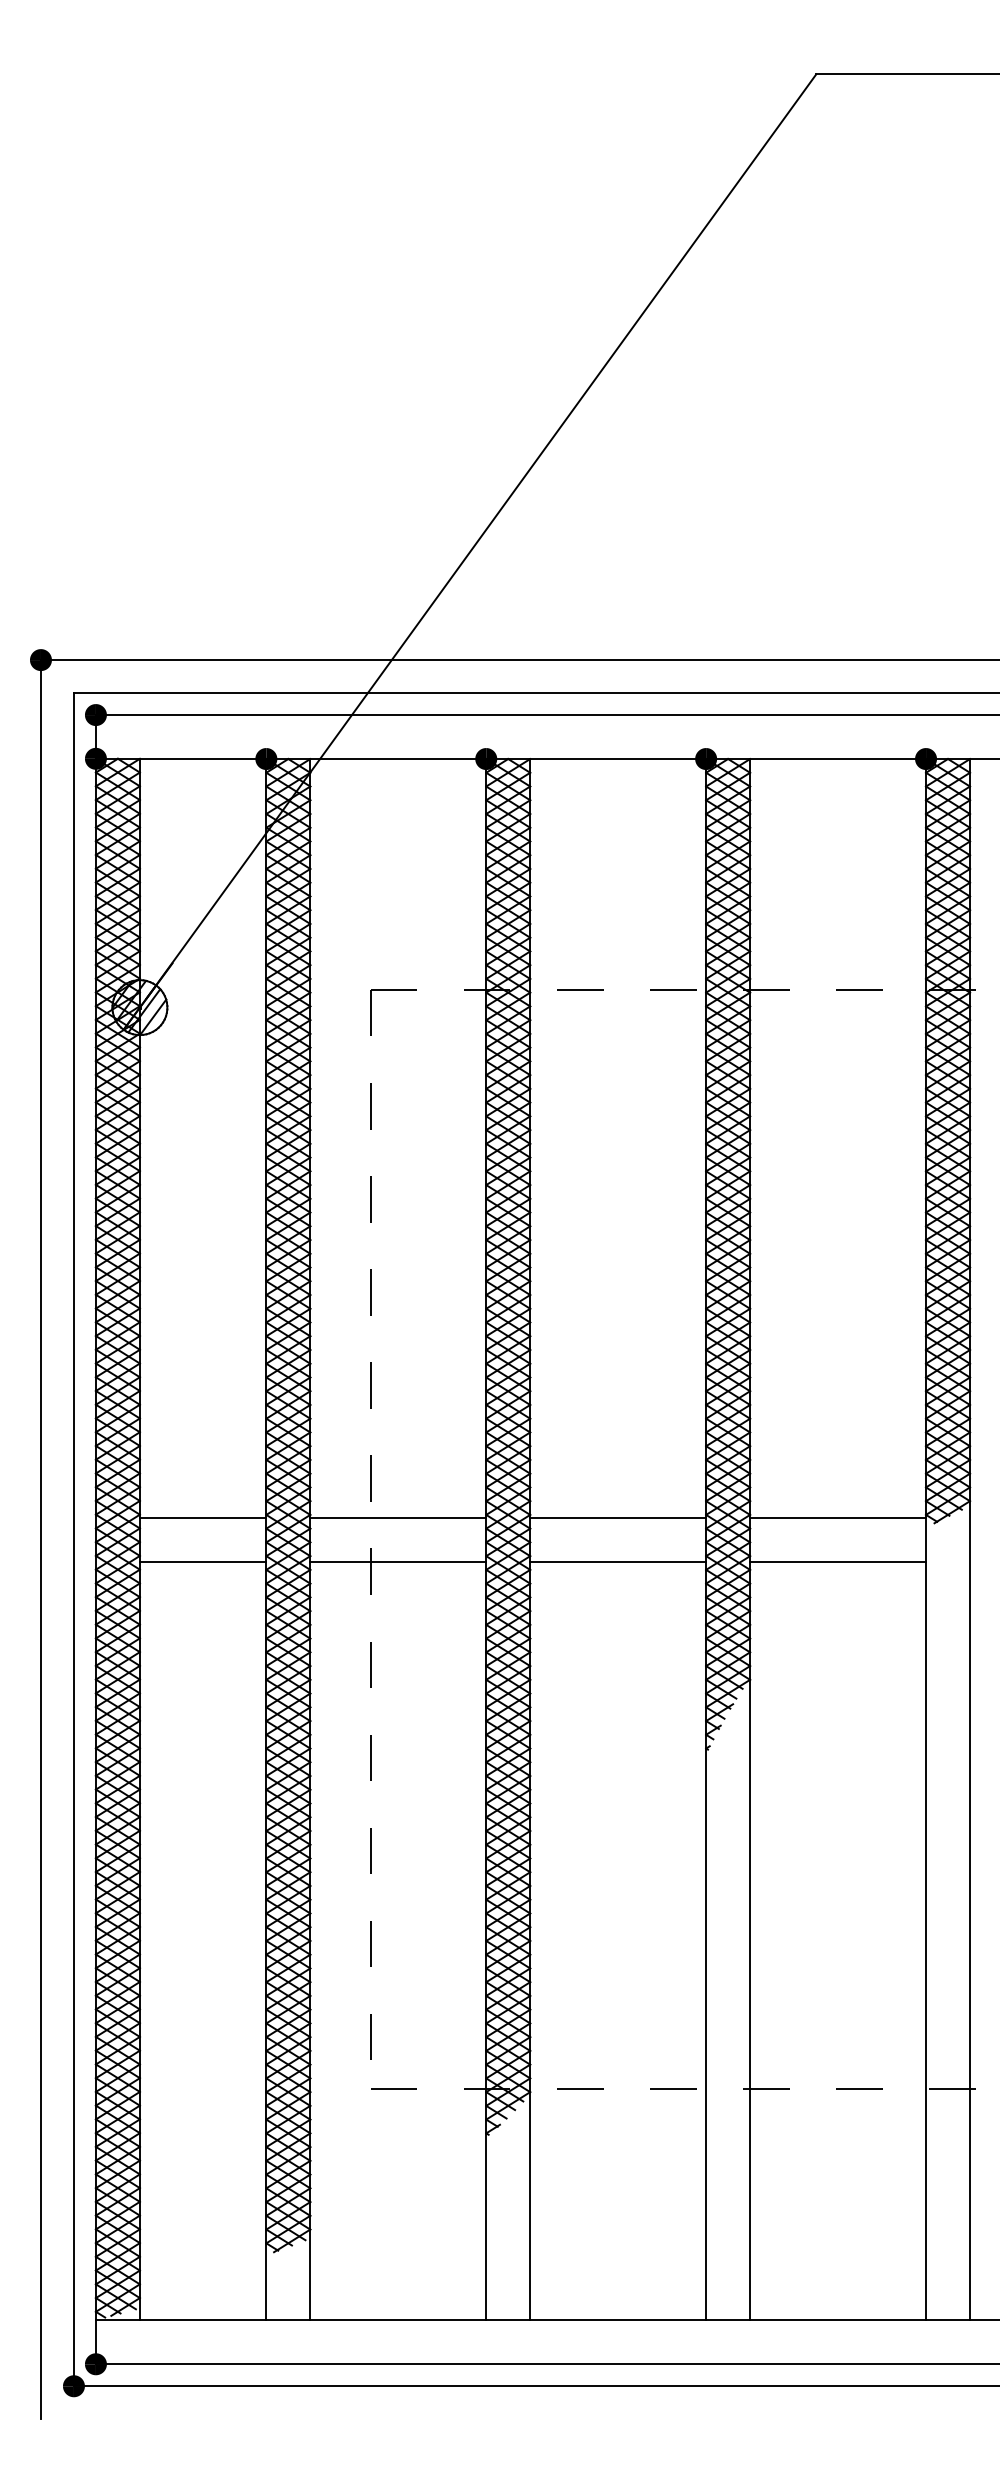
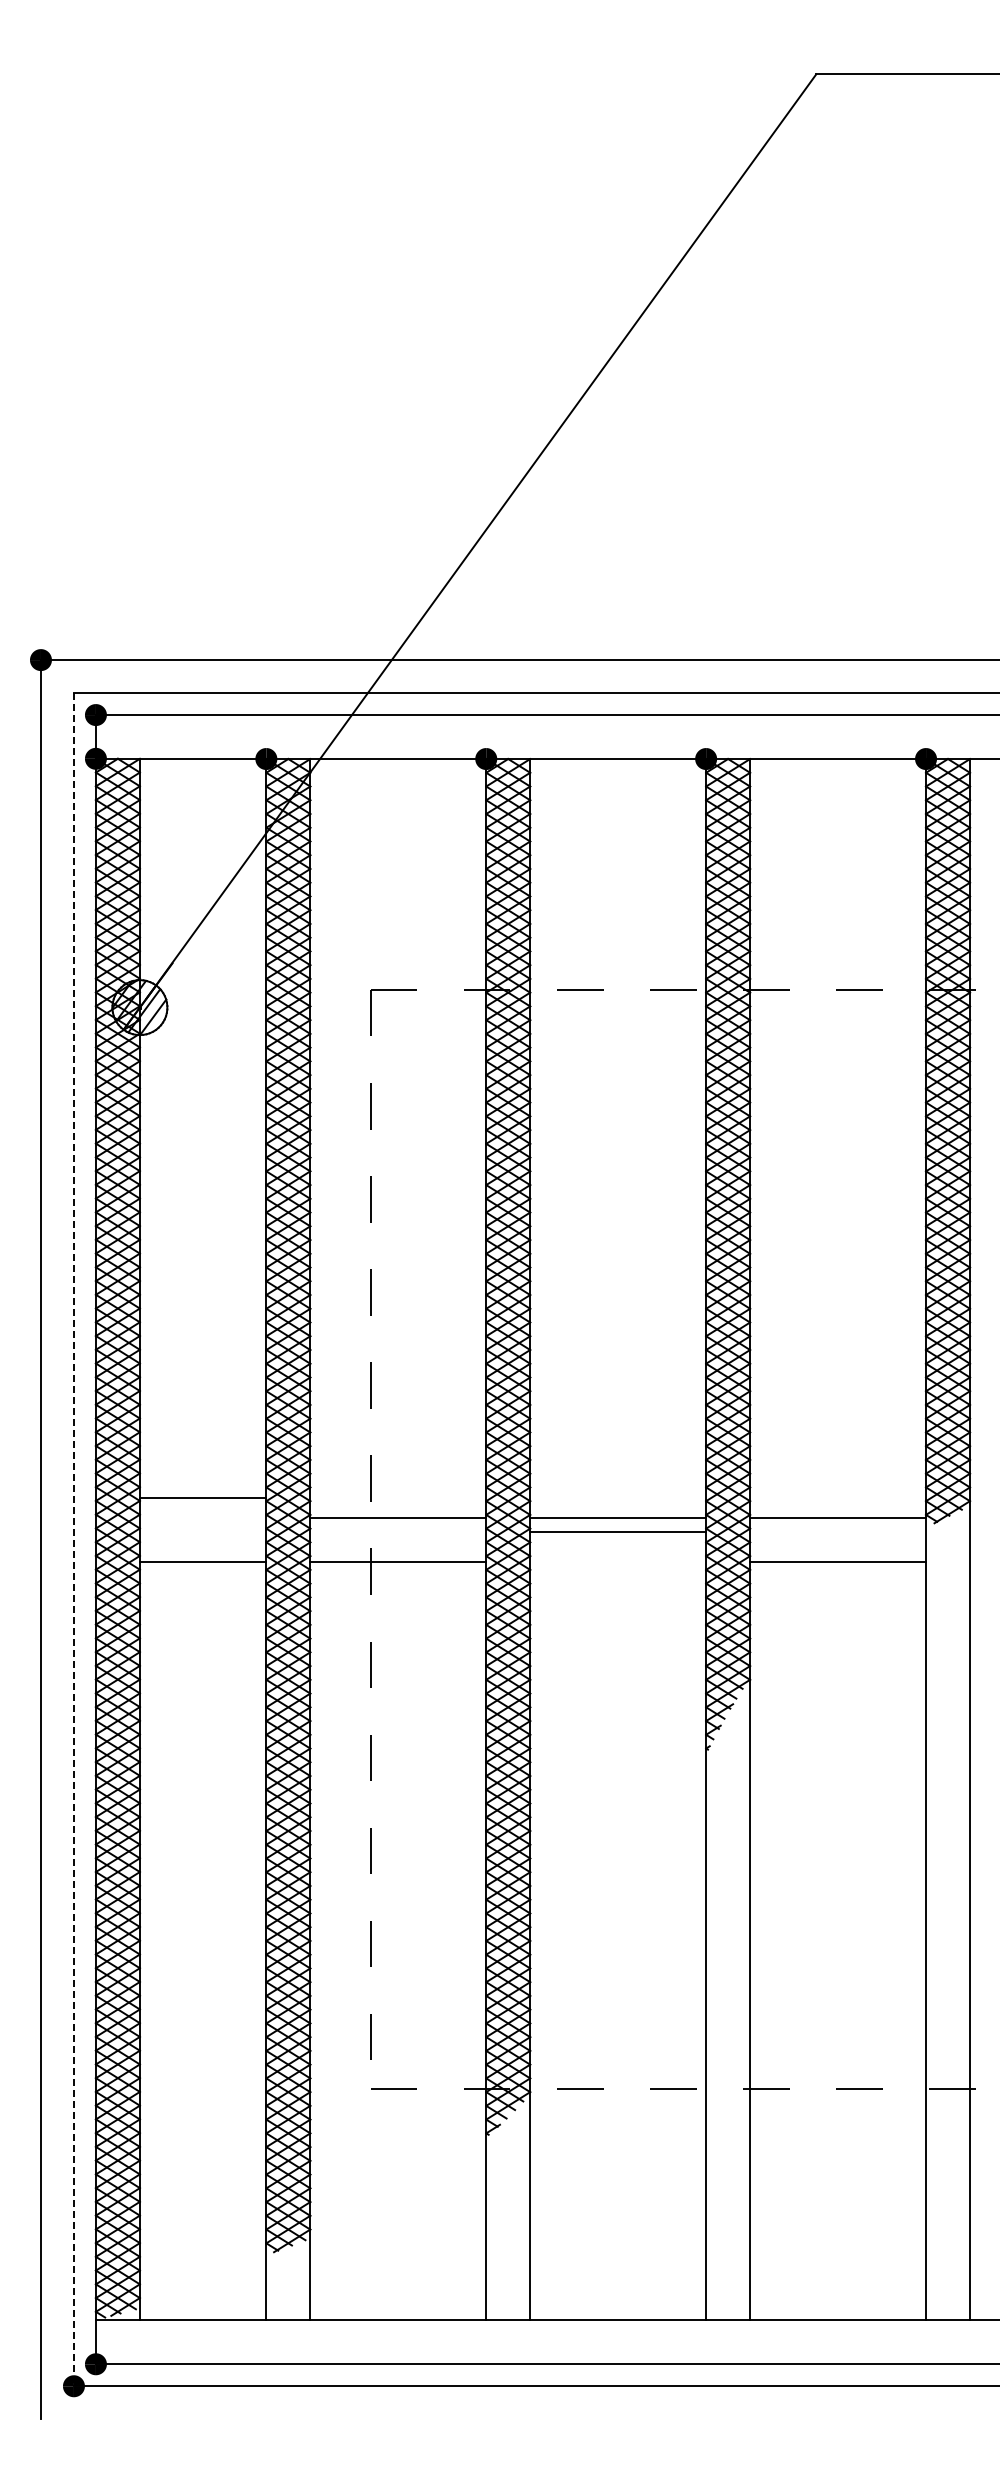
line position: (202, 1517) -> (202, 1497) (202, 1497)
line: solid -> dashed (73, 1539)
line position: (618, 1561) -> (618, 1531) (618, 1531)
